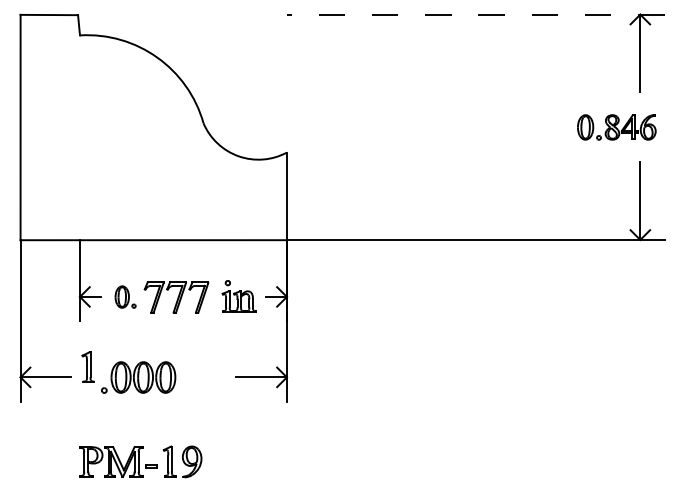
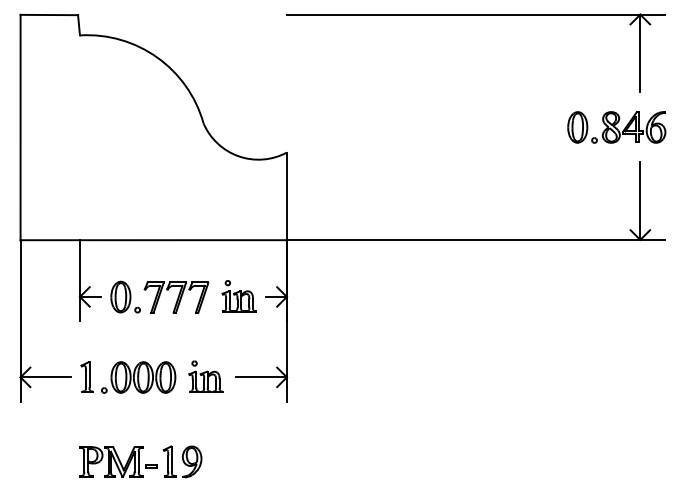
line: dashed -> solid (475, 14)
part size: 80x27 px -> 100x33 px (616, 127)
part size: 23x24 px -> 31x34 px (125, 296)
part position: (87, 366) -> (86, 376) (86, 376)
part: none -> present (205, 376)
